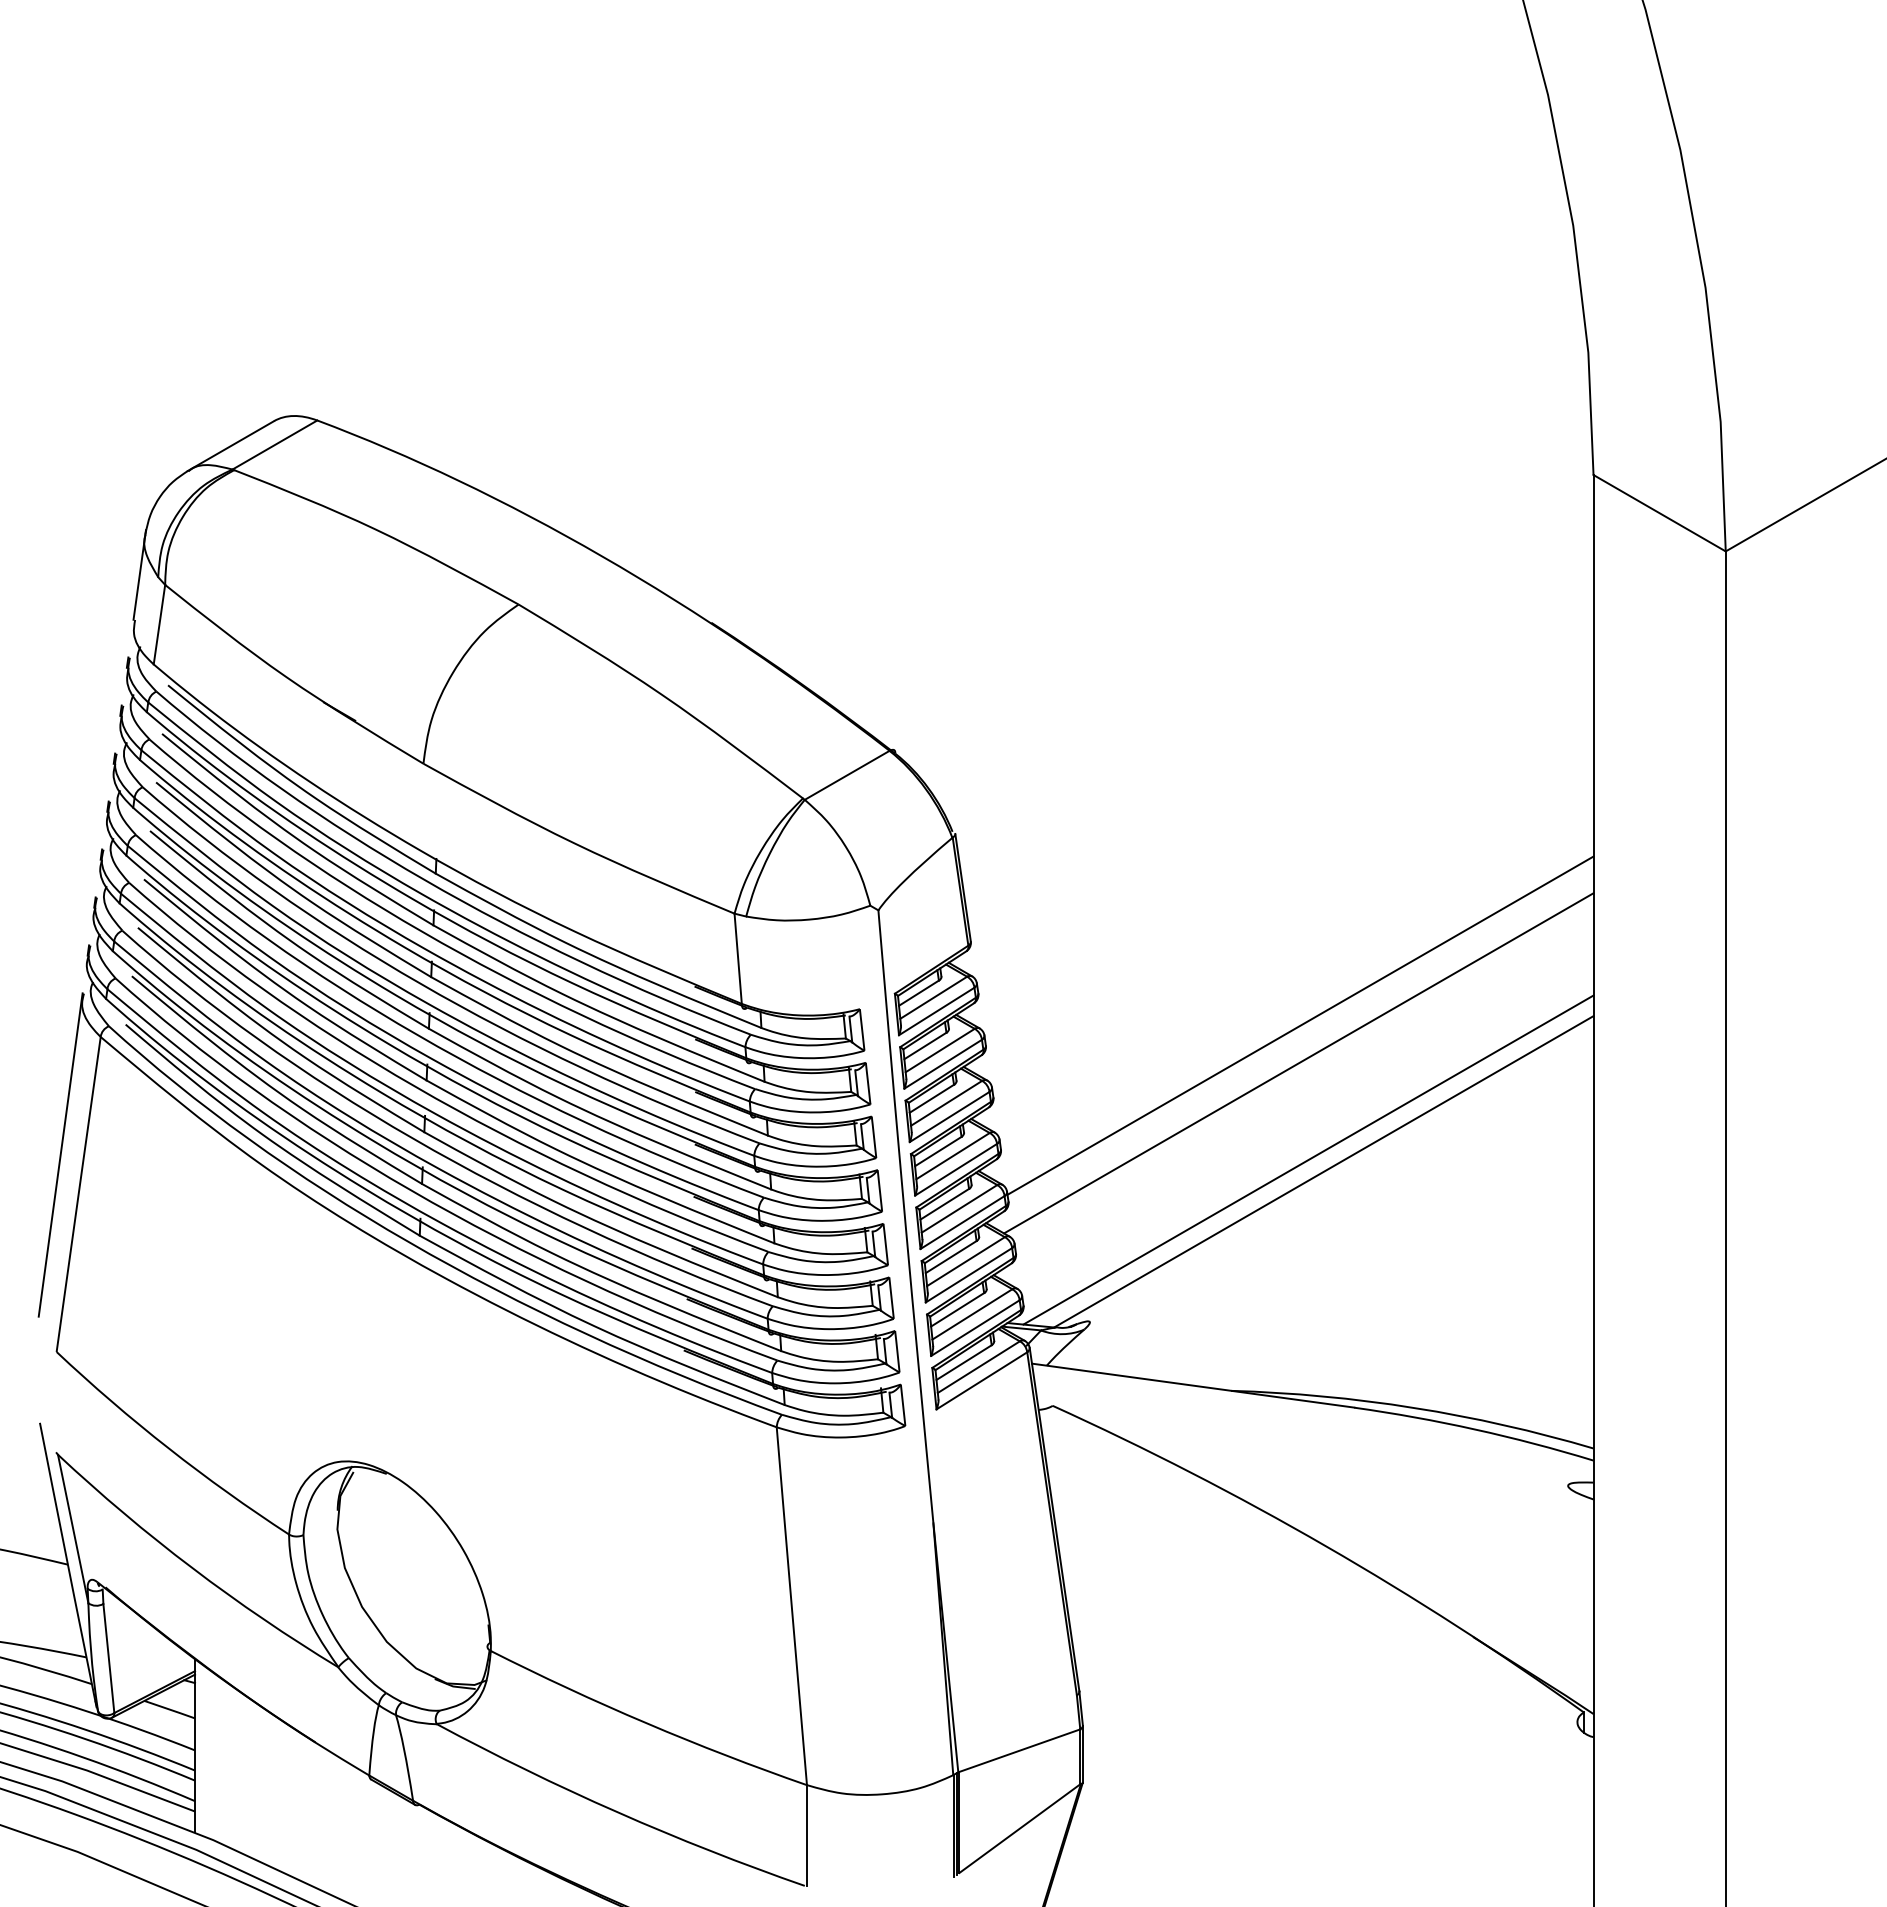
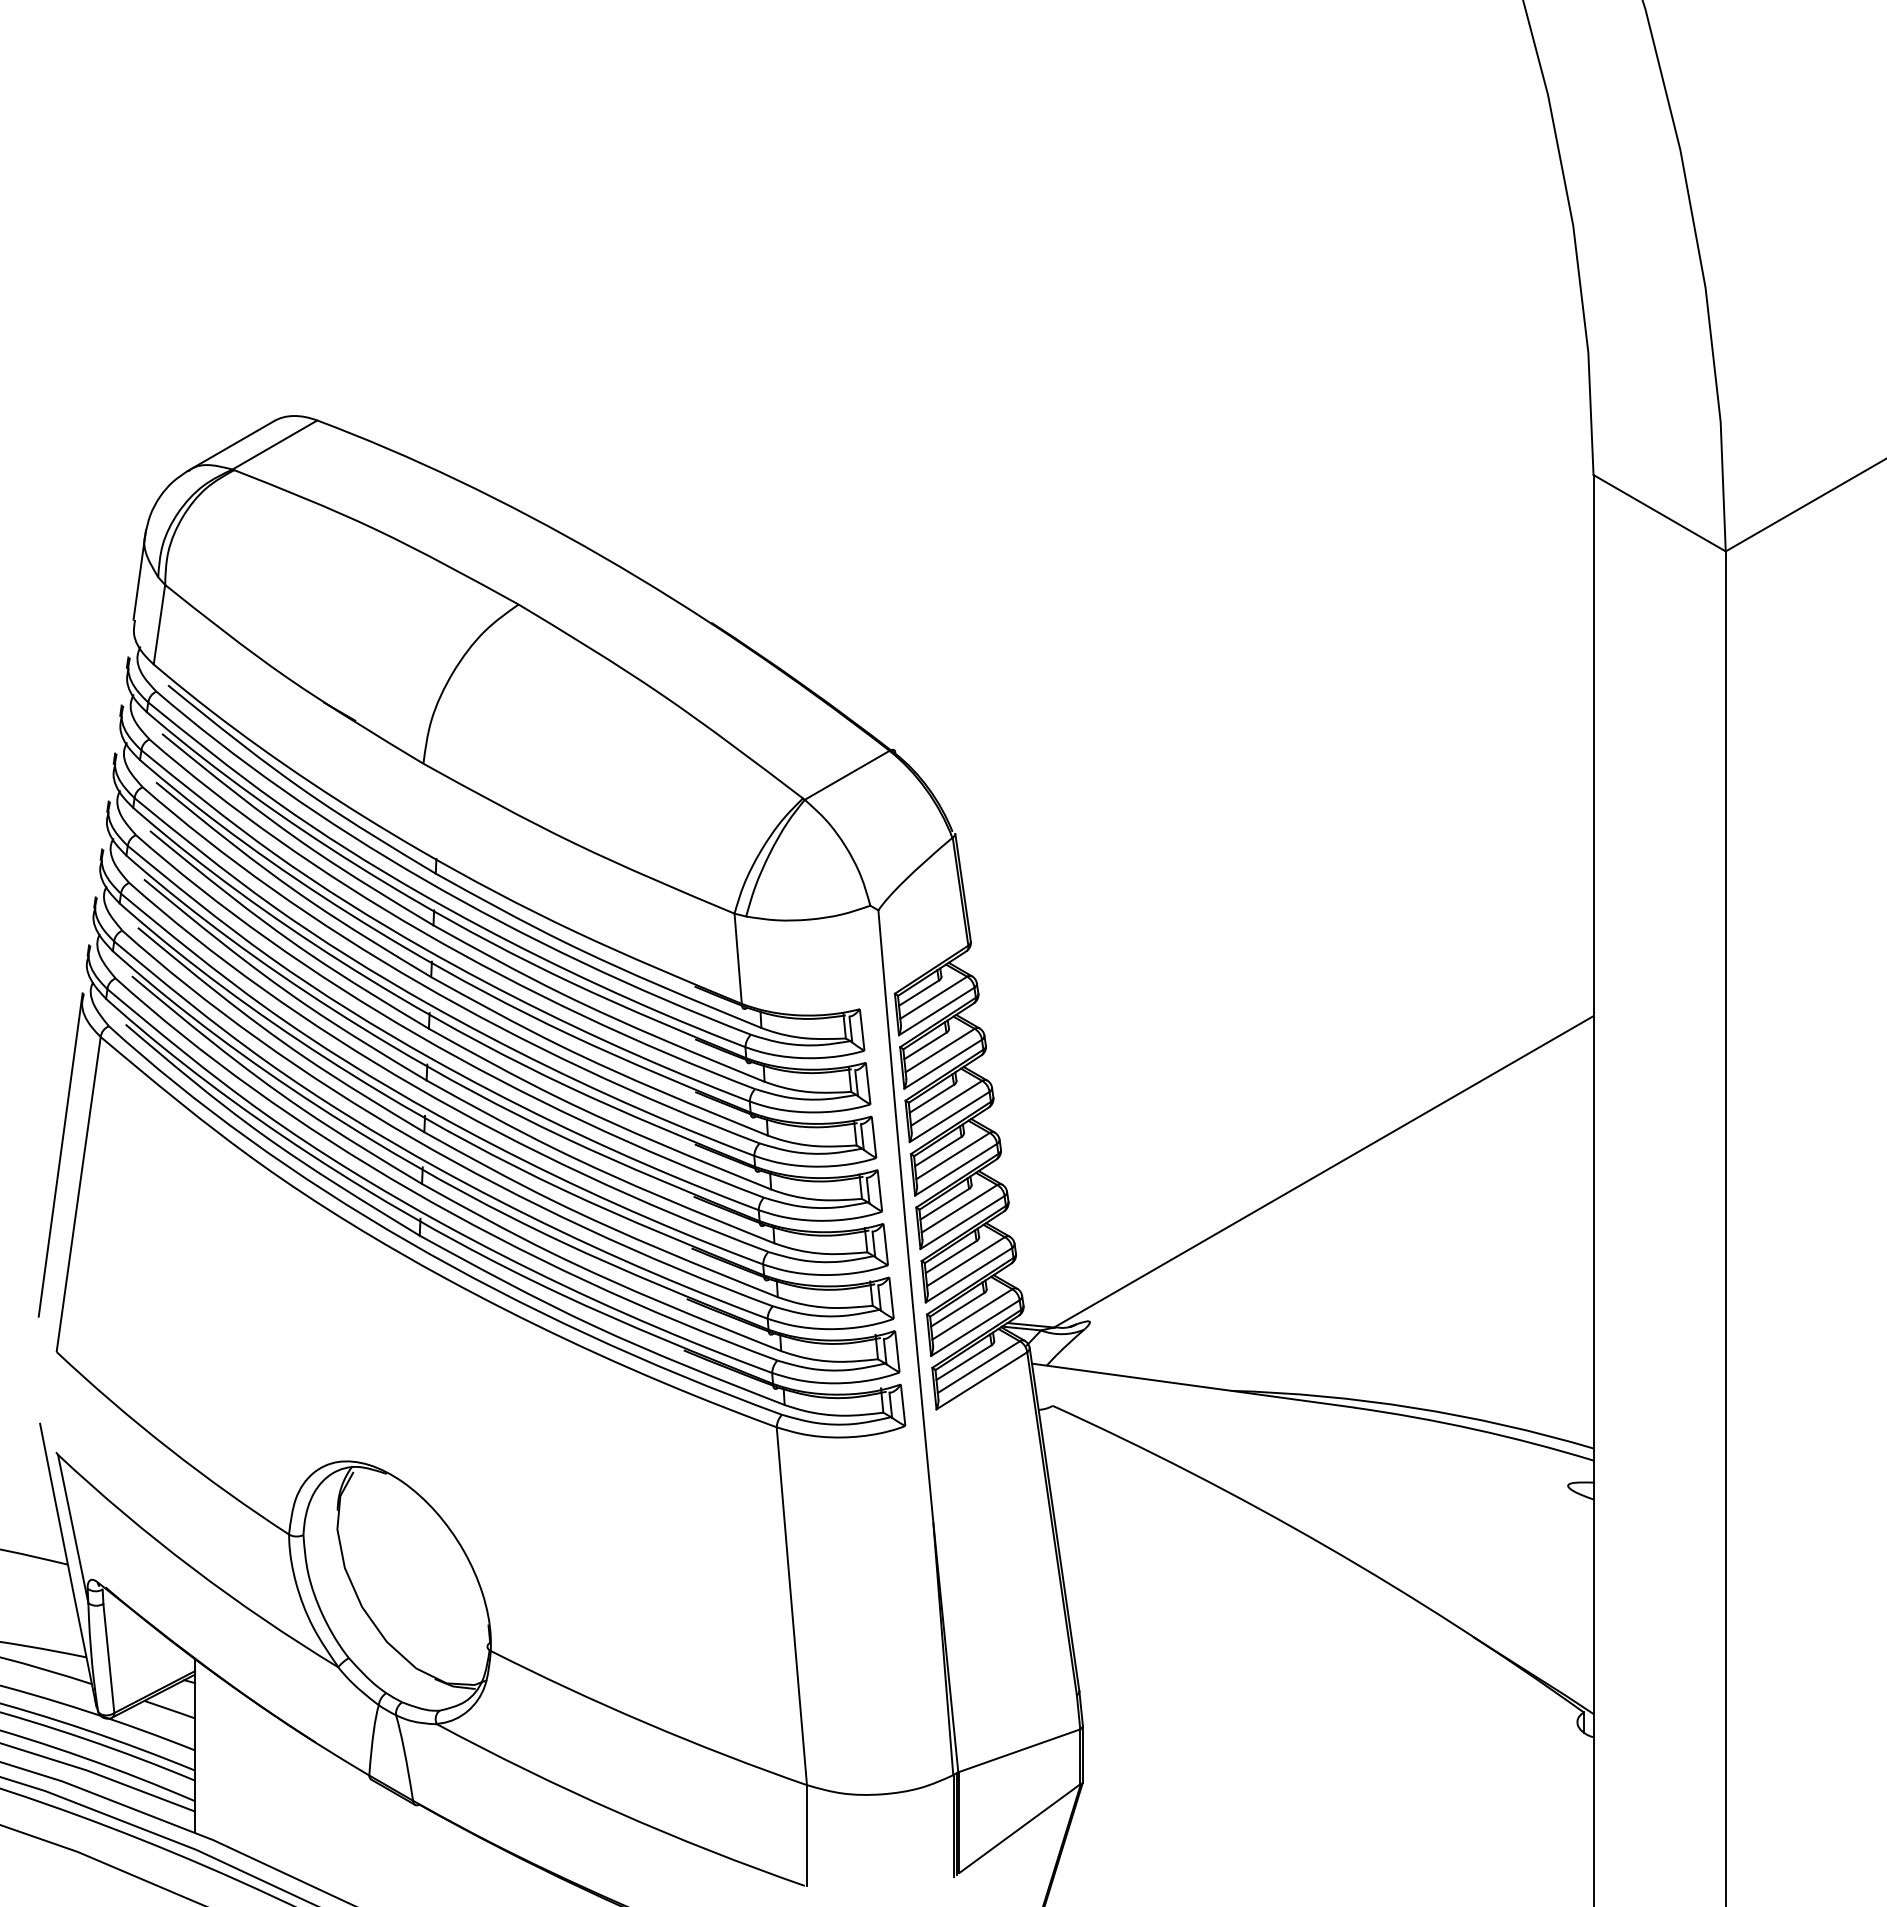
line: present -> none (1300, 1025)
line: present -> none (1298, 1063)
line: present -> none (1308, 1159)
